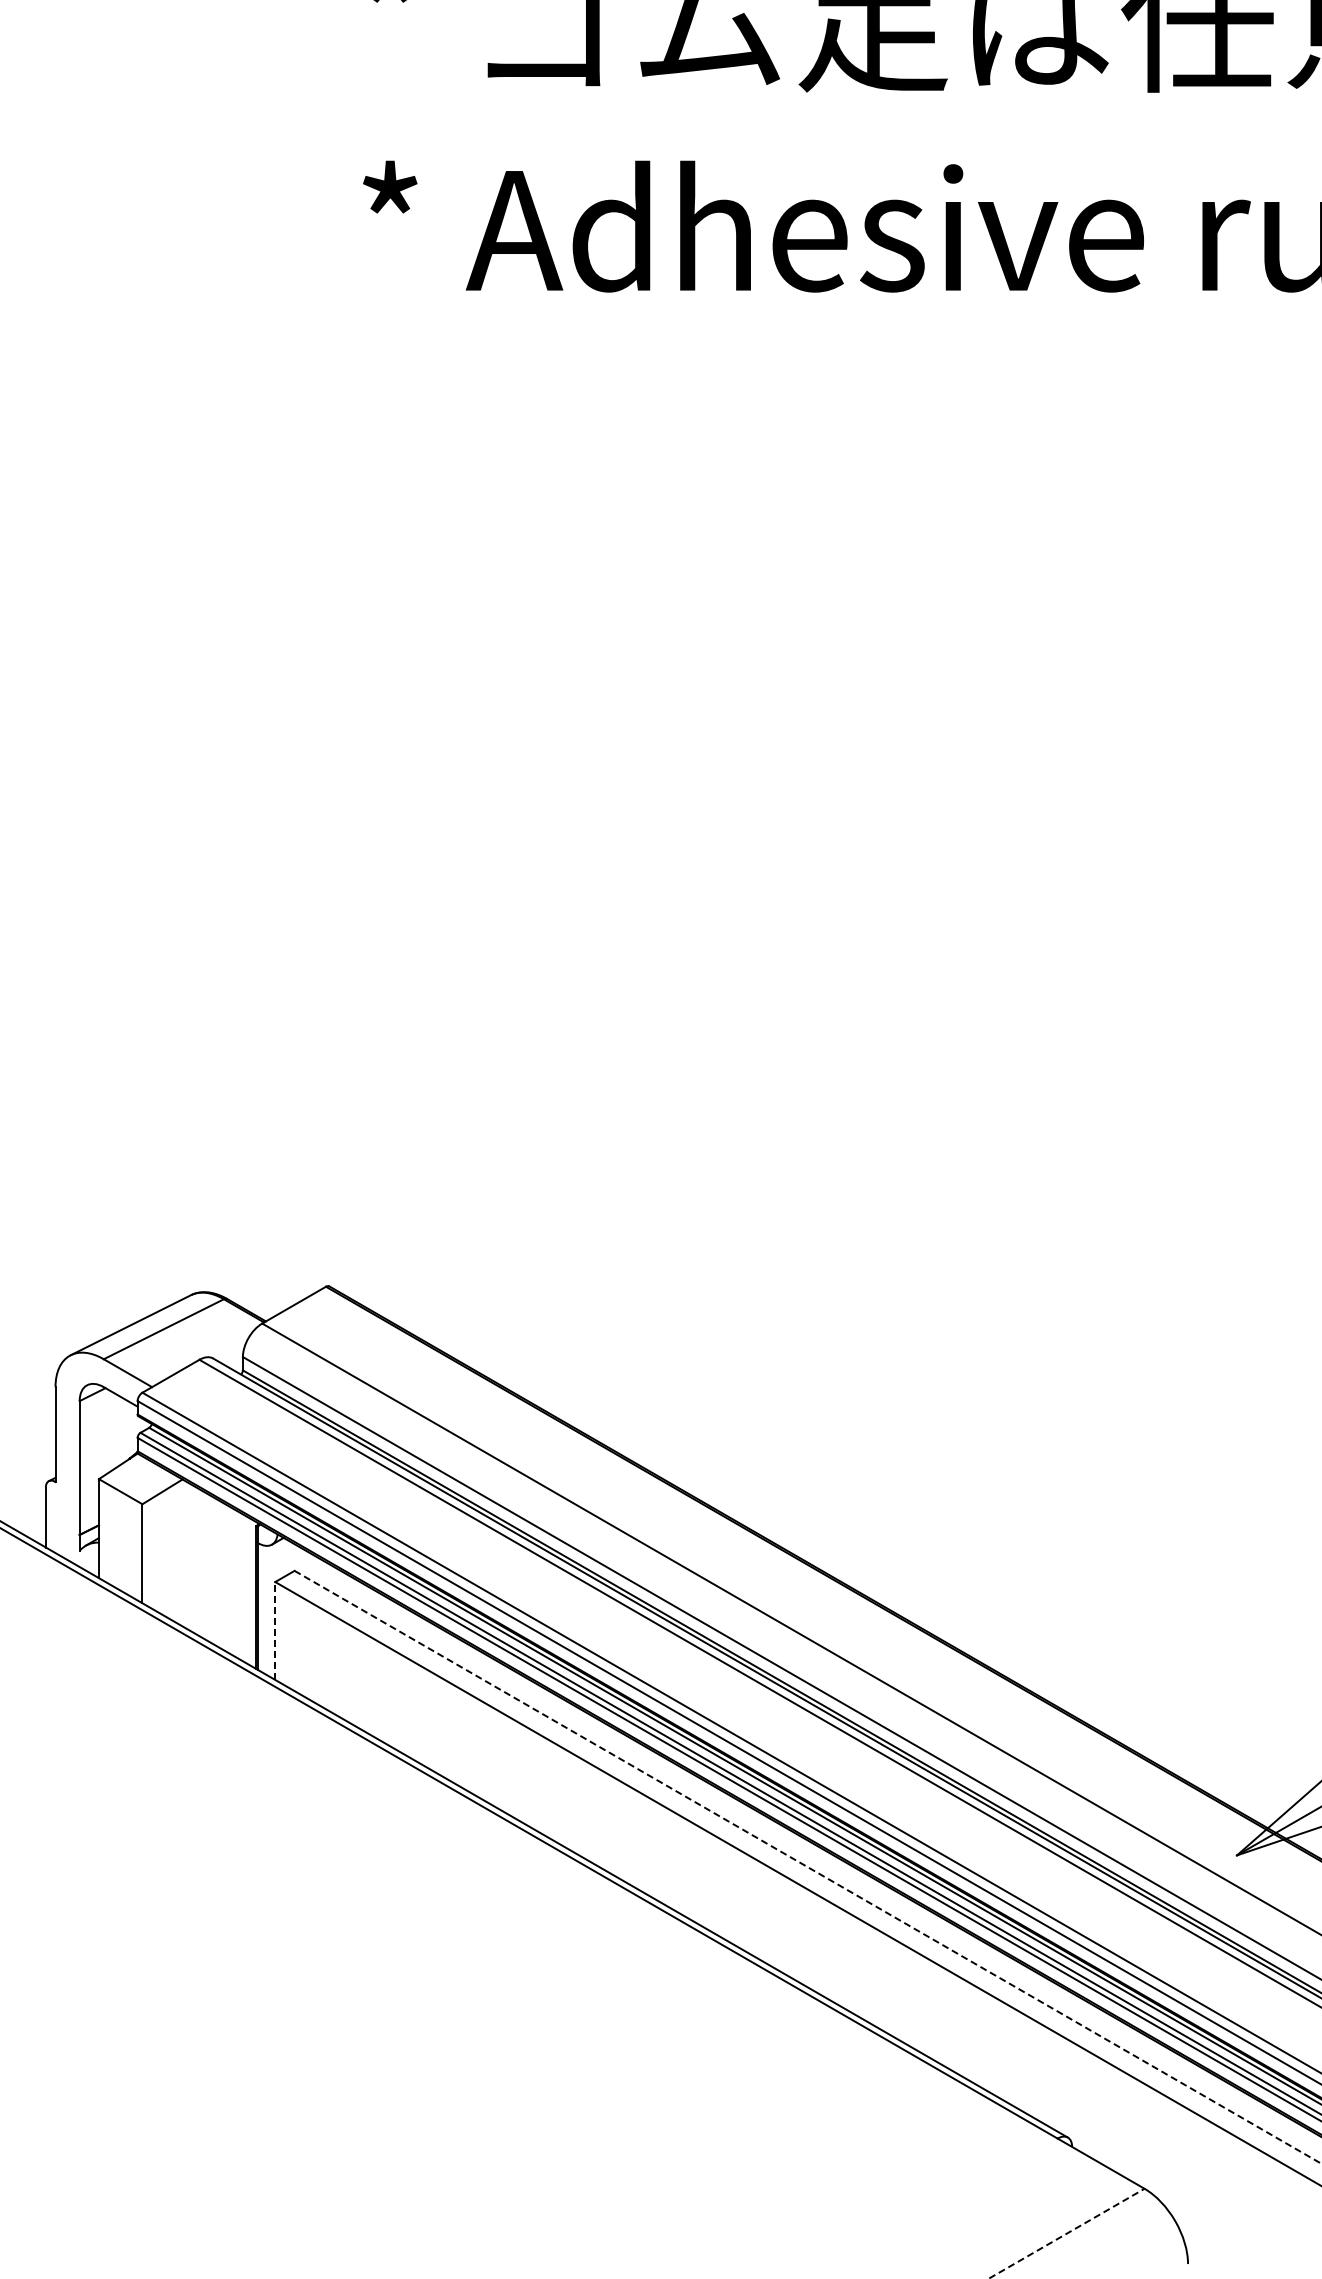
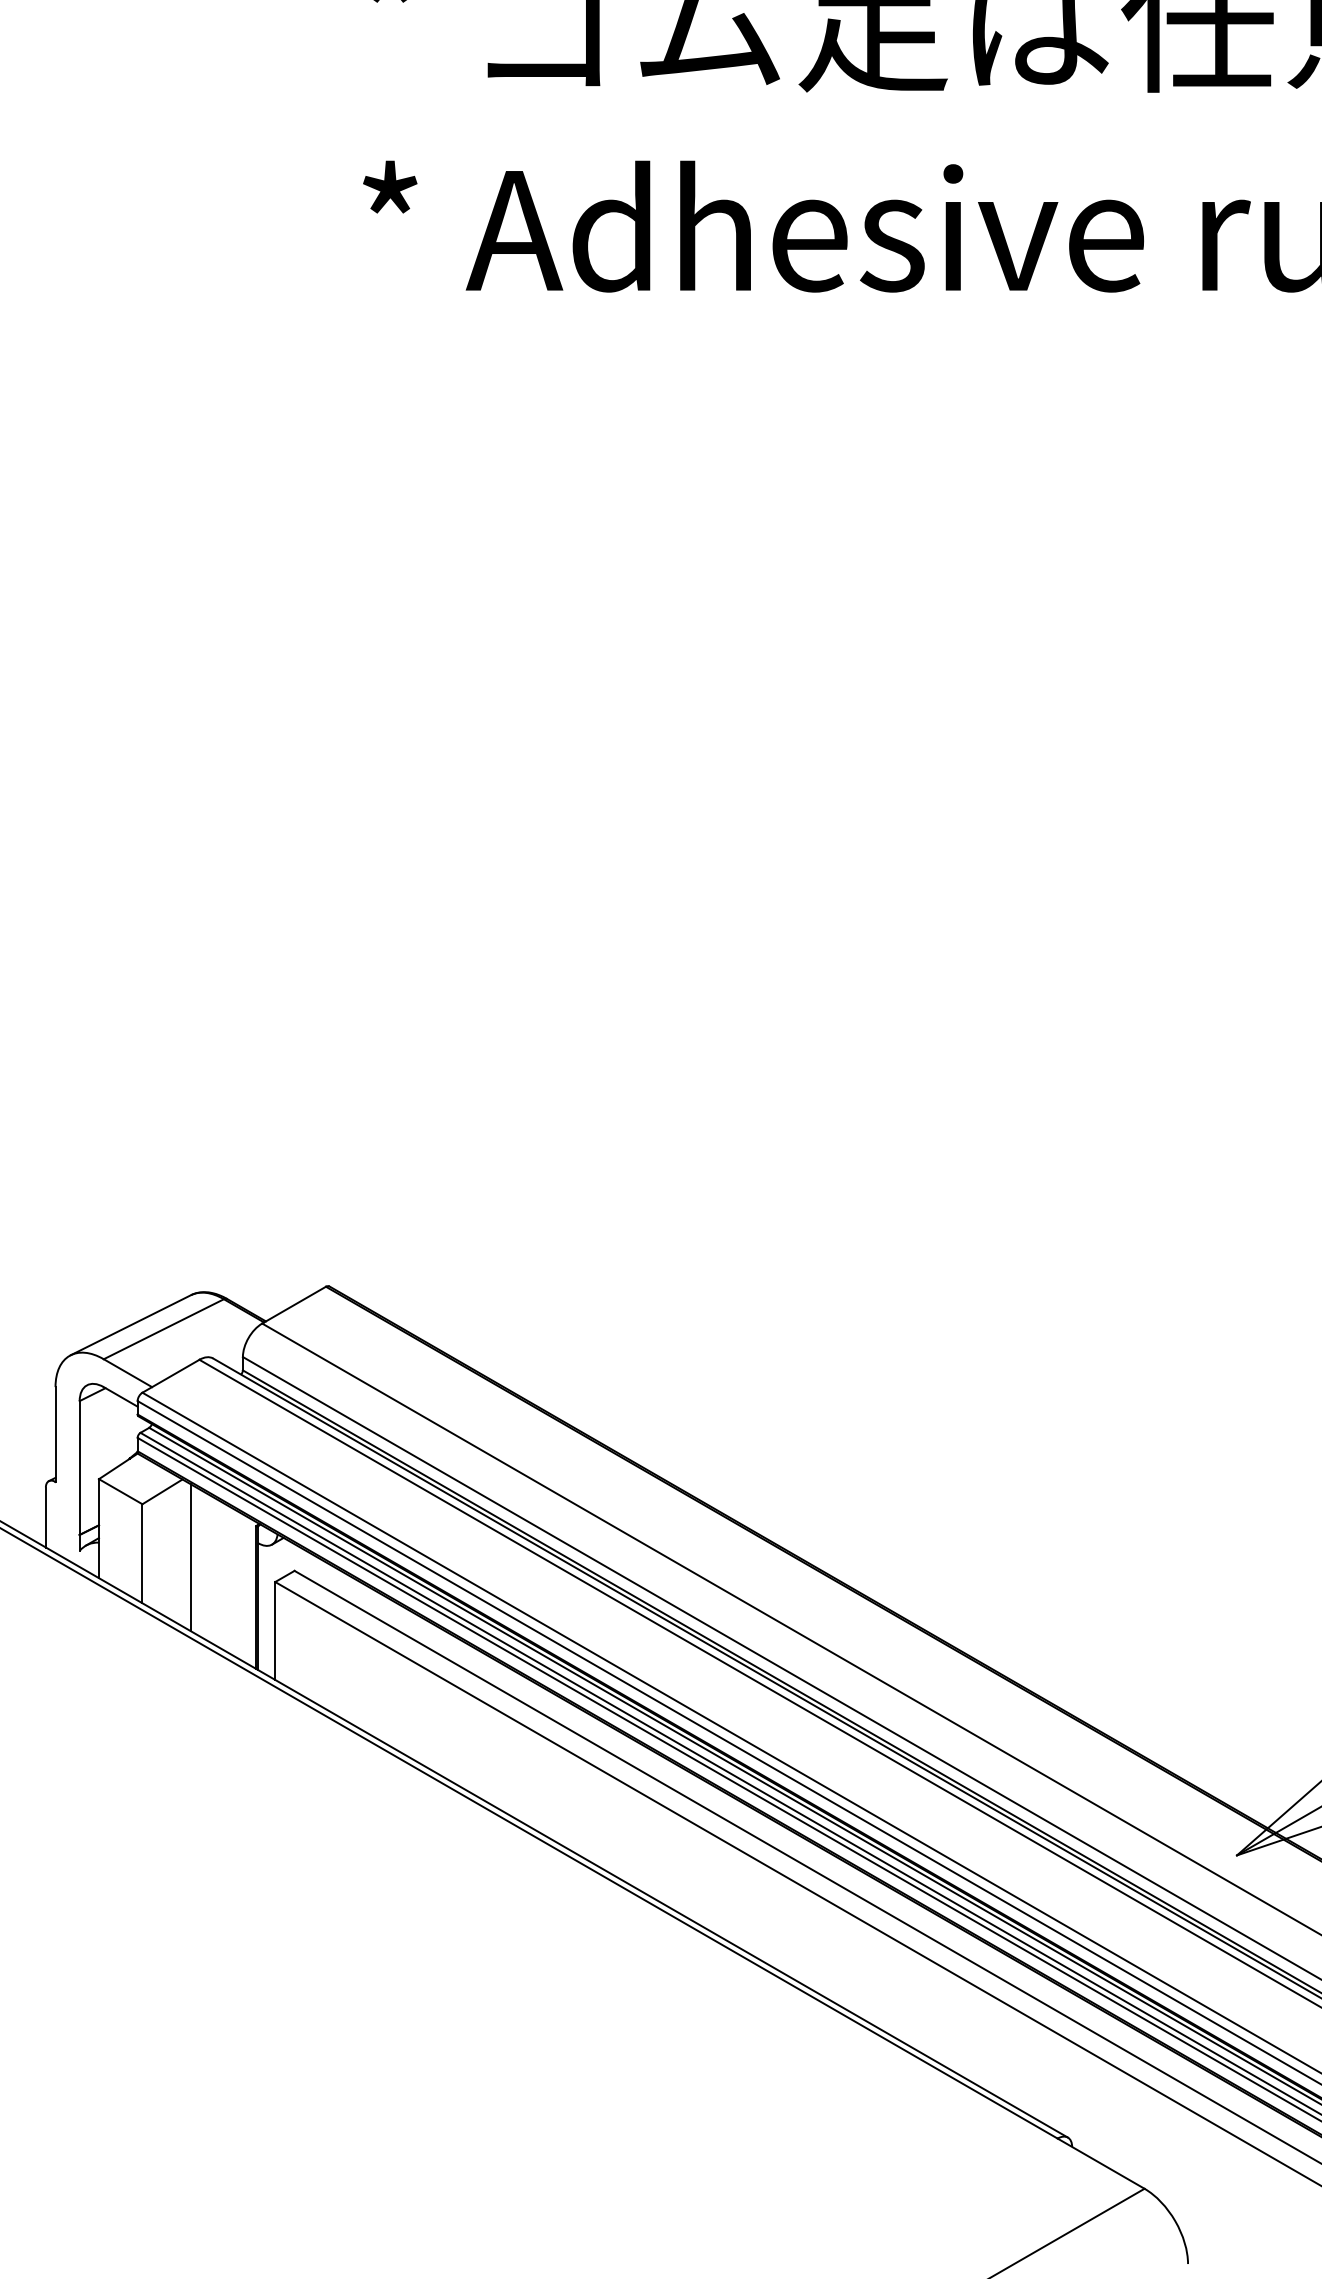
line: none -> present (190, 1557)
line: dashed -> solid (275, 1631)
line: dashed -> solid (808, 1867)
line: dashed -> solid (1066, 2233)
